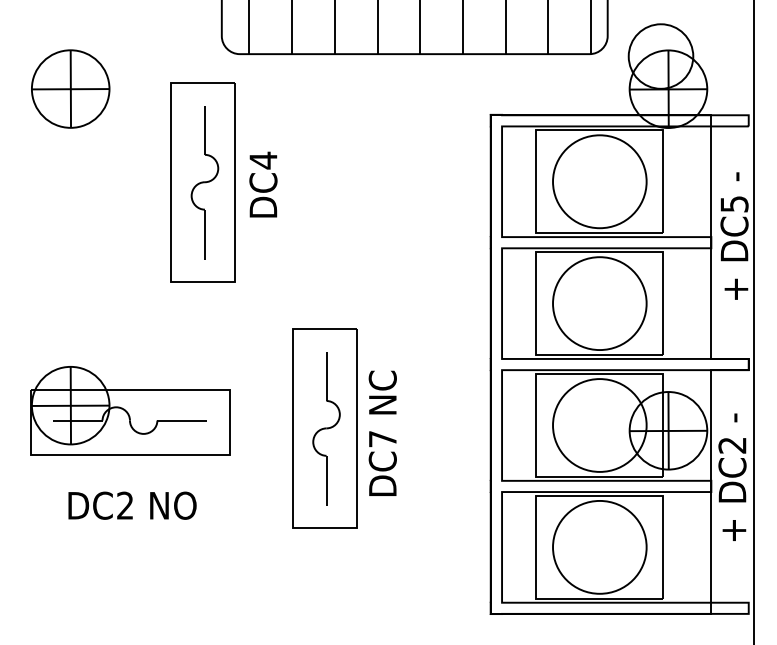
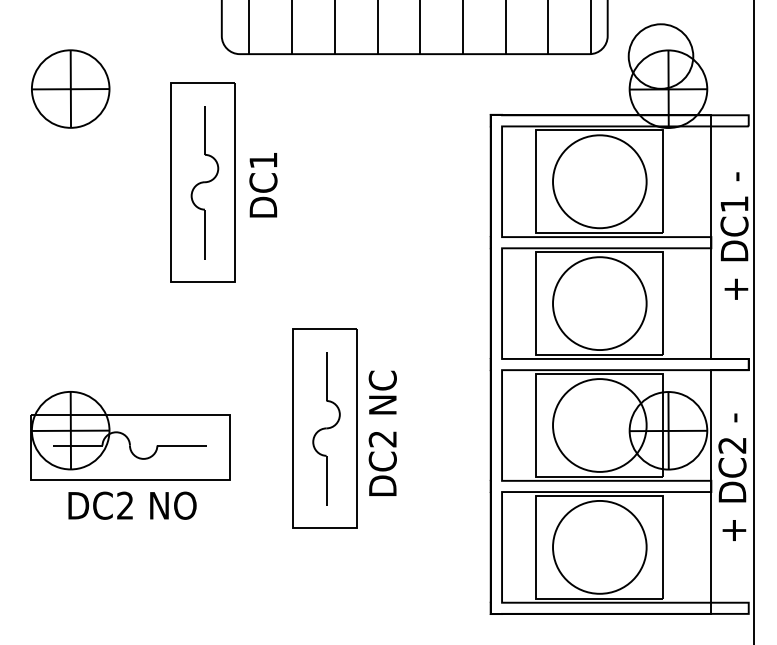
text: DC4 -> DC1 (263, 160)
text: DC5 -> DC1 (734, 204)
part position: (130, 410) -> (130, 435) (130, 435)
text: DC7 -> DC2 (382, 439)
